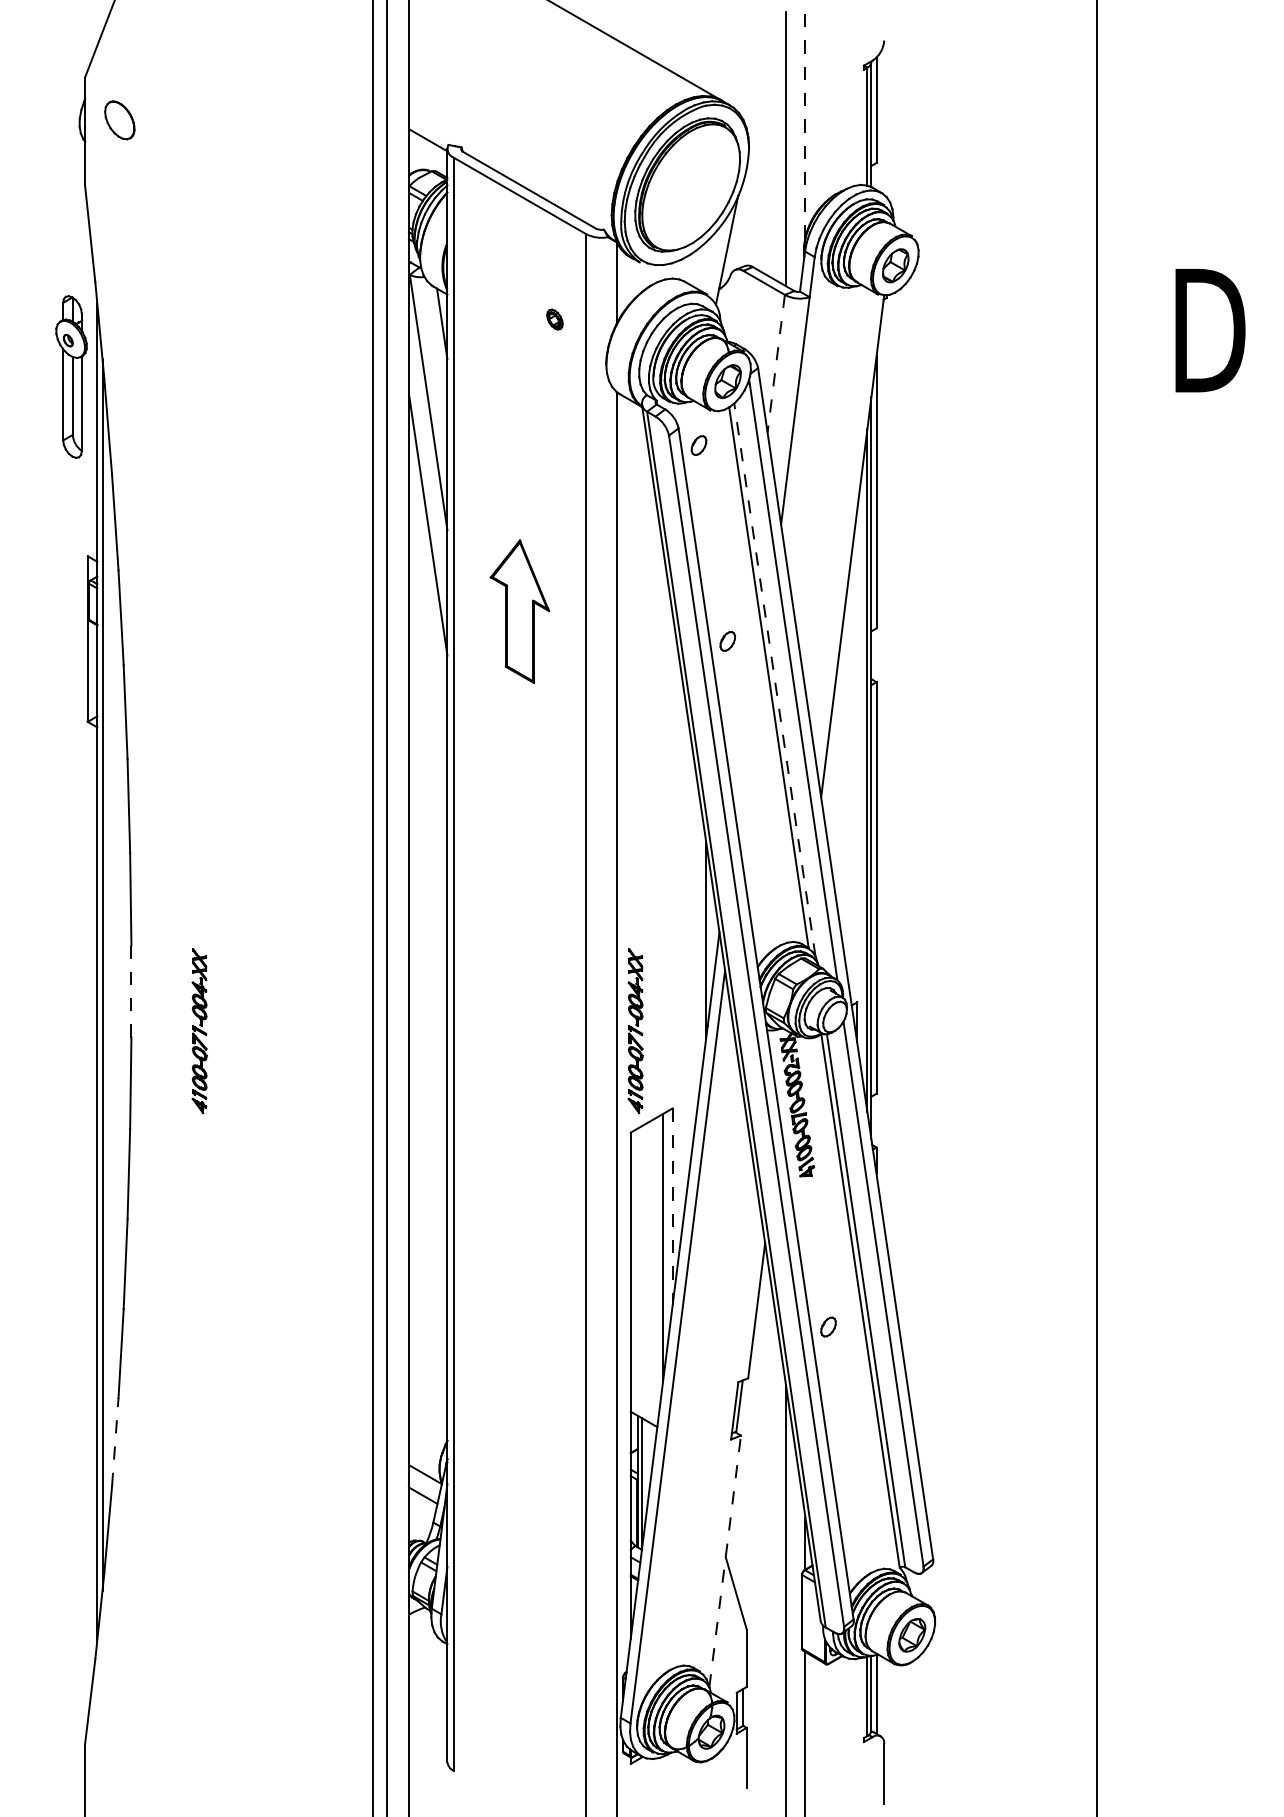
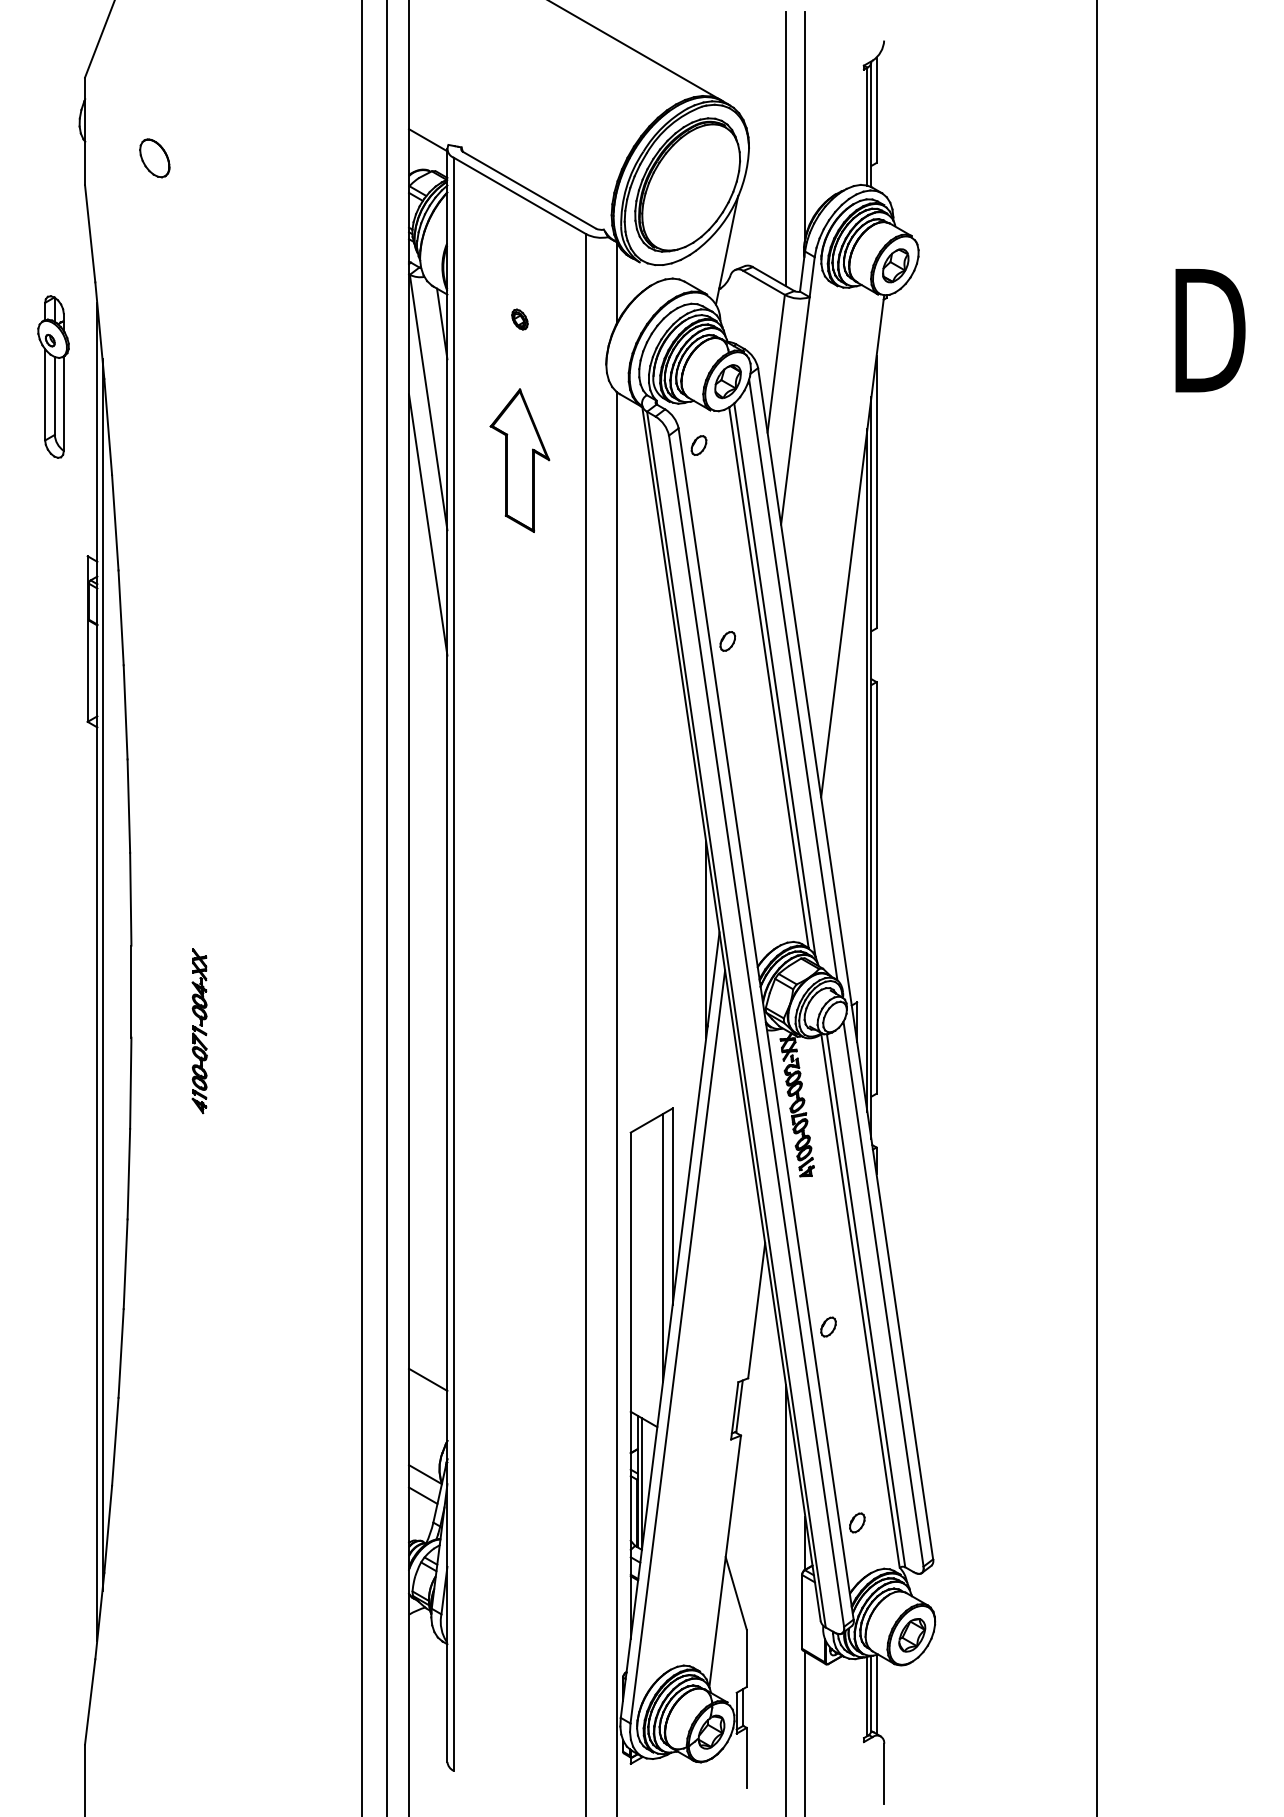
part position: (119, 120) -> (154, 158) (154, 158)
line: dashed -> solid (805, 125)
part position: (554, 319) -> (519, 319) (519, 319)
line: dashed -> solid (776, 364)
part position: (71, 376) -> (53, 376) (53, 376)
part position: (519, 611) -> (519, 460) (519, 460)
line: dashed -> solid (774, 679)
line position: (372, 907) -> (361, 907) (361, 907)
line: dashed -> solid (131, 991)
part: present -> none (635, 1031)
line: dashed -> solid (672, 1207)
line: none -> present (428, 1379)
line: dashed -> solid (115, 1441)
part: none -> present (857, 1522)
line: dashed -> solid (725, 1561)
